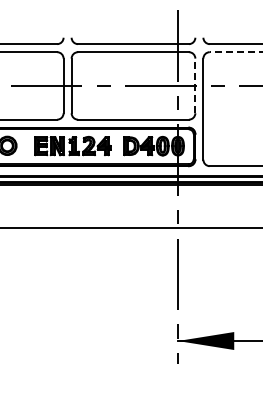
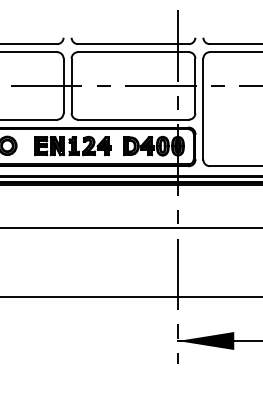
line: dashed -> solid (235, 52)
line: dashed -> solid (195, 85)
line: none -> present (130, 297)
